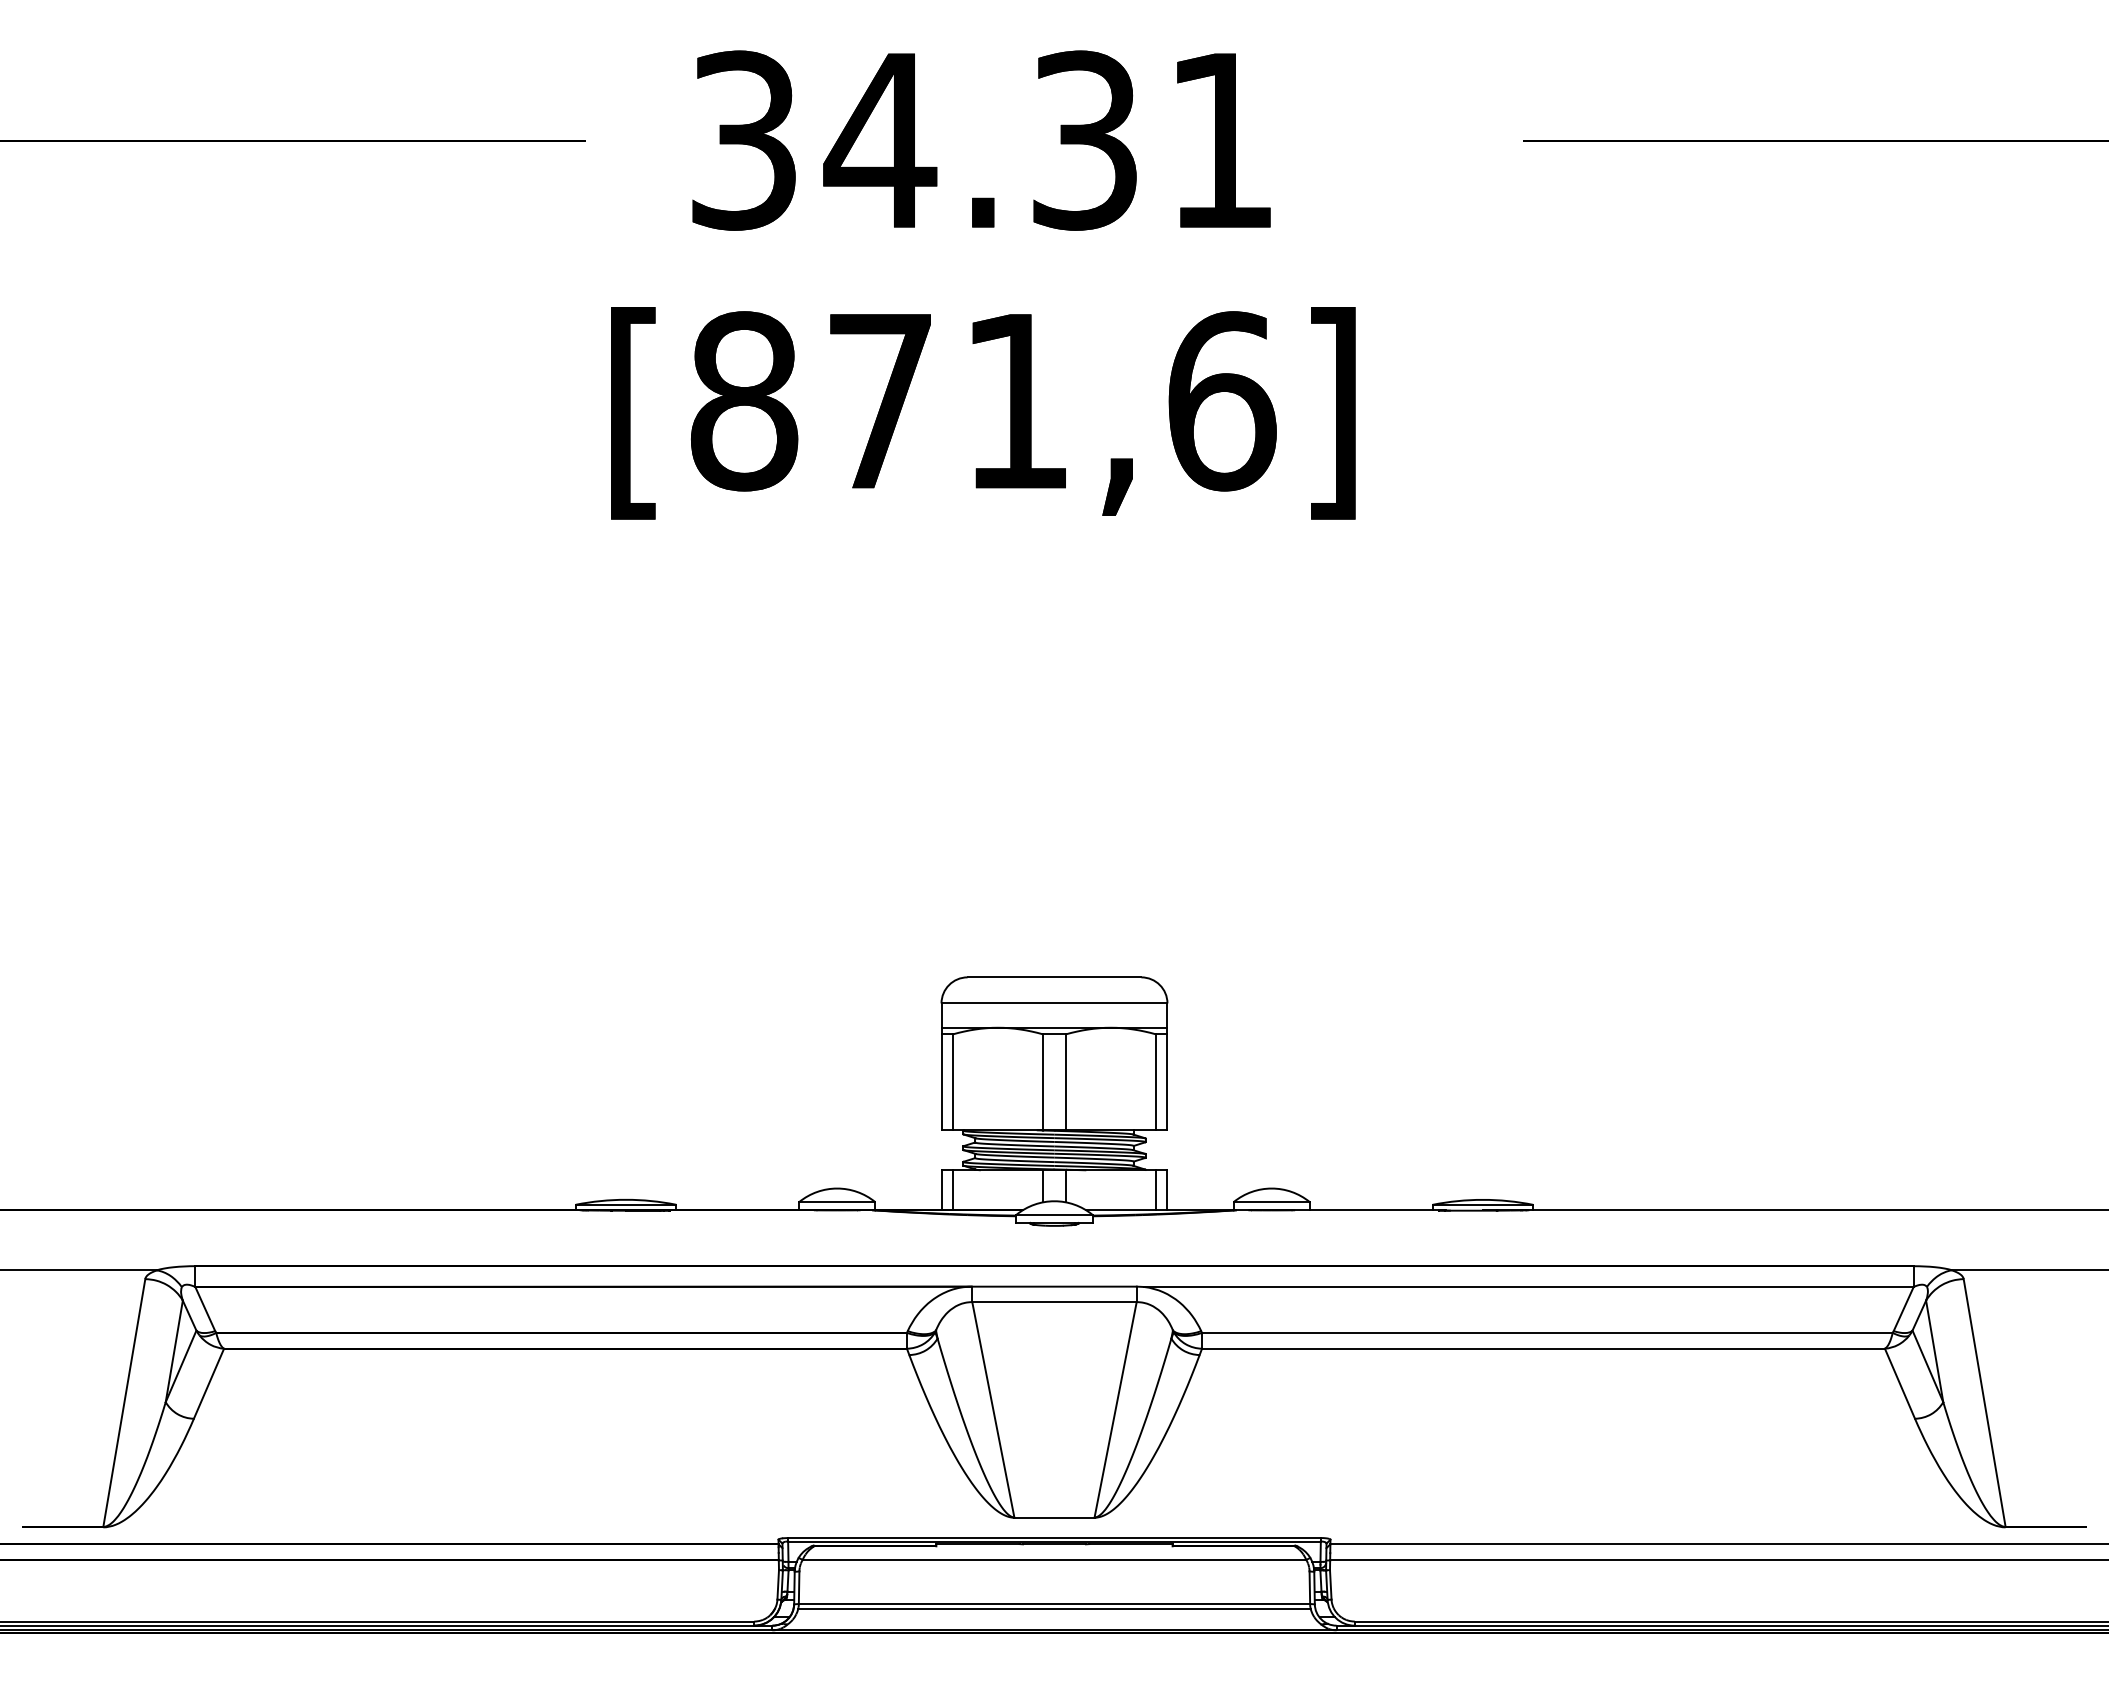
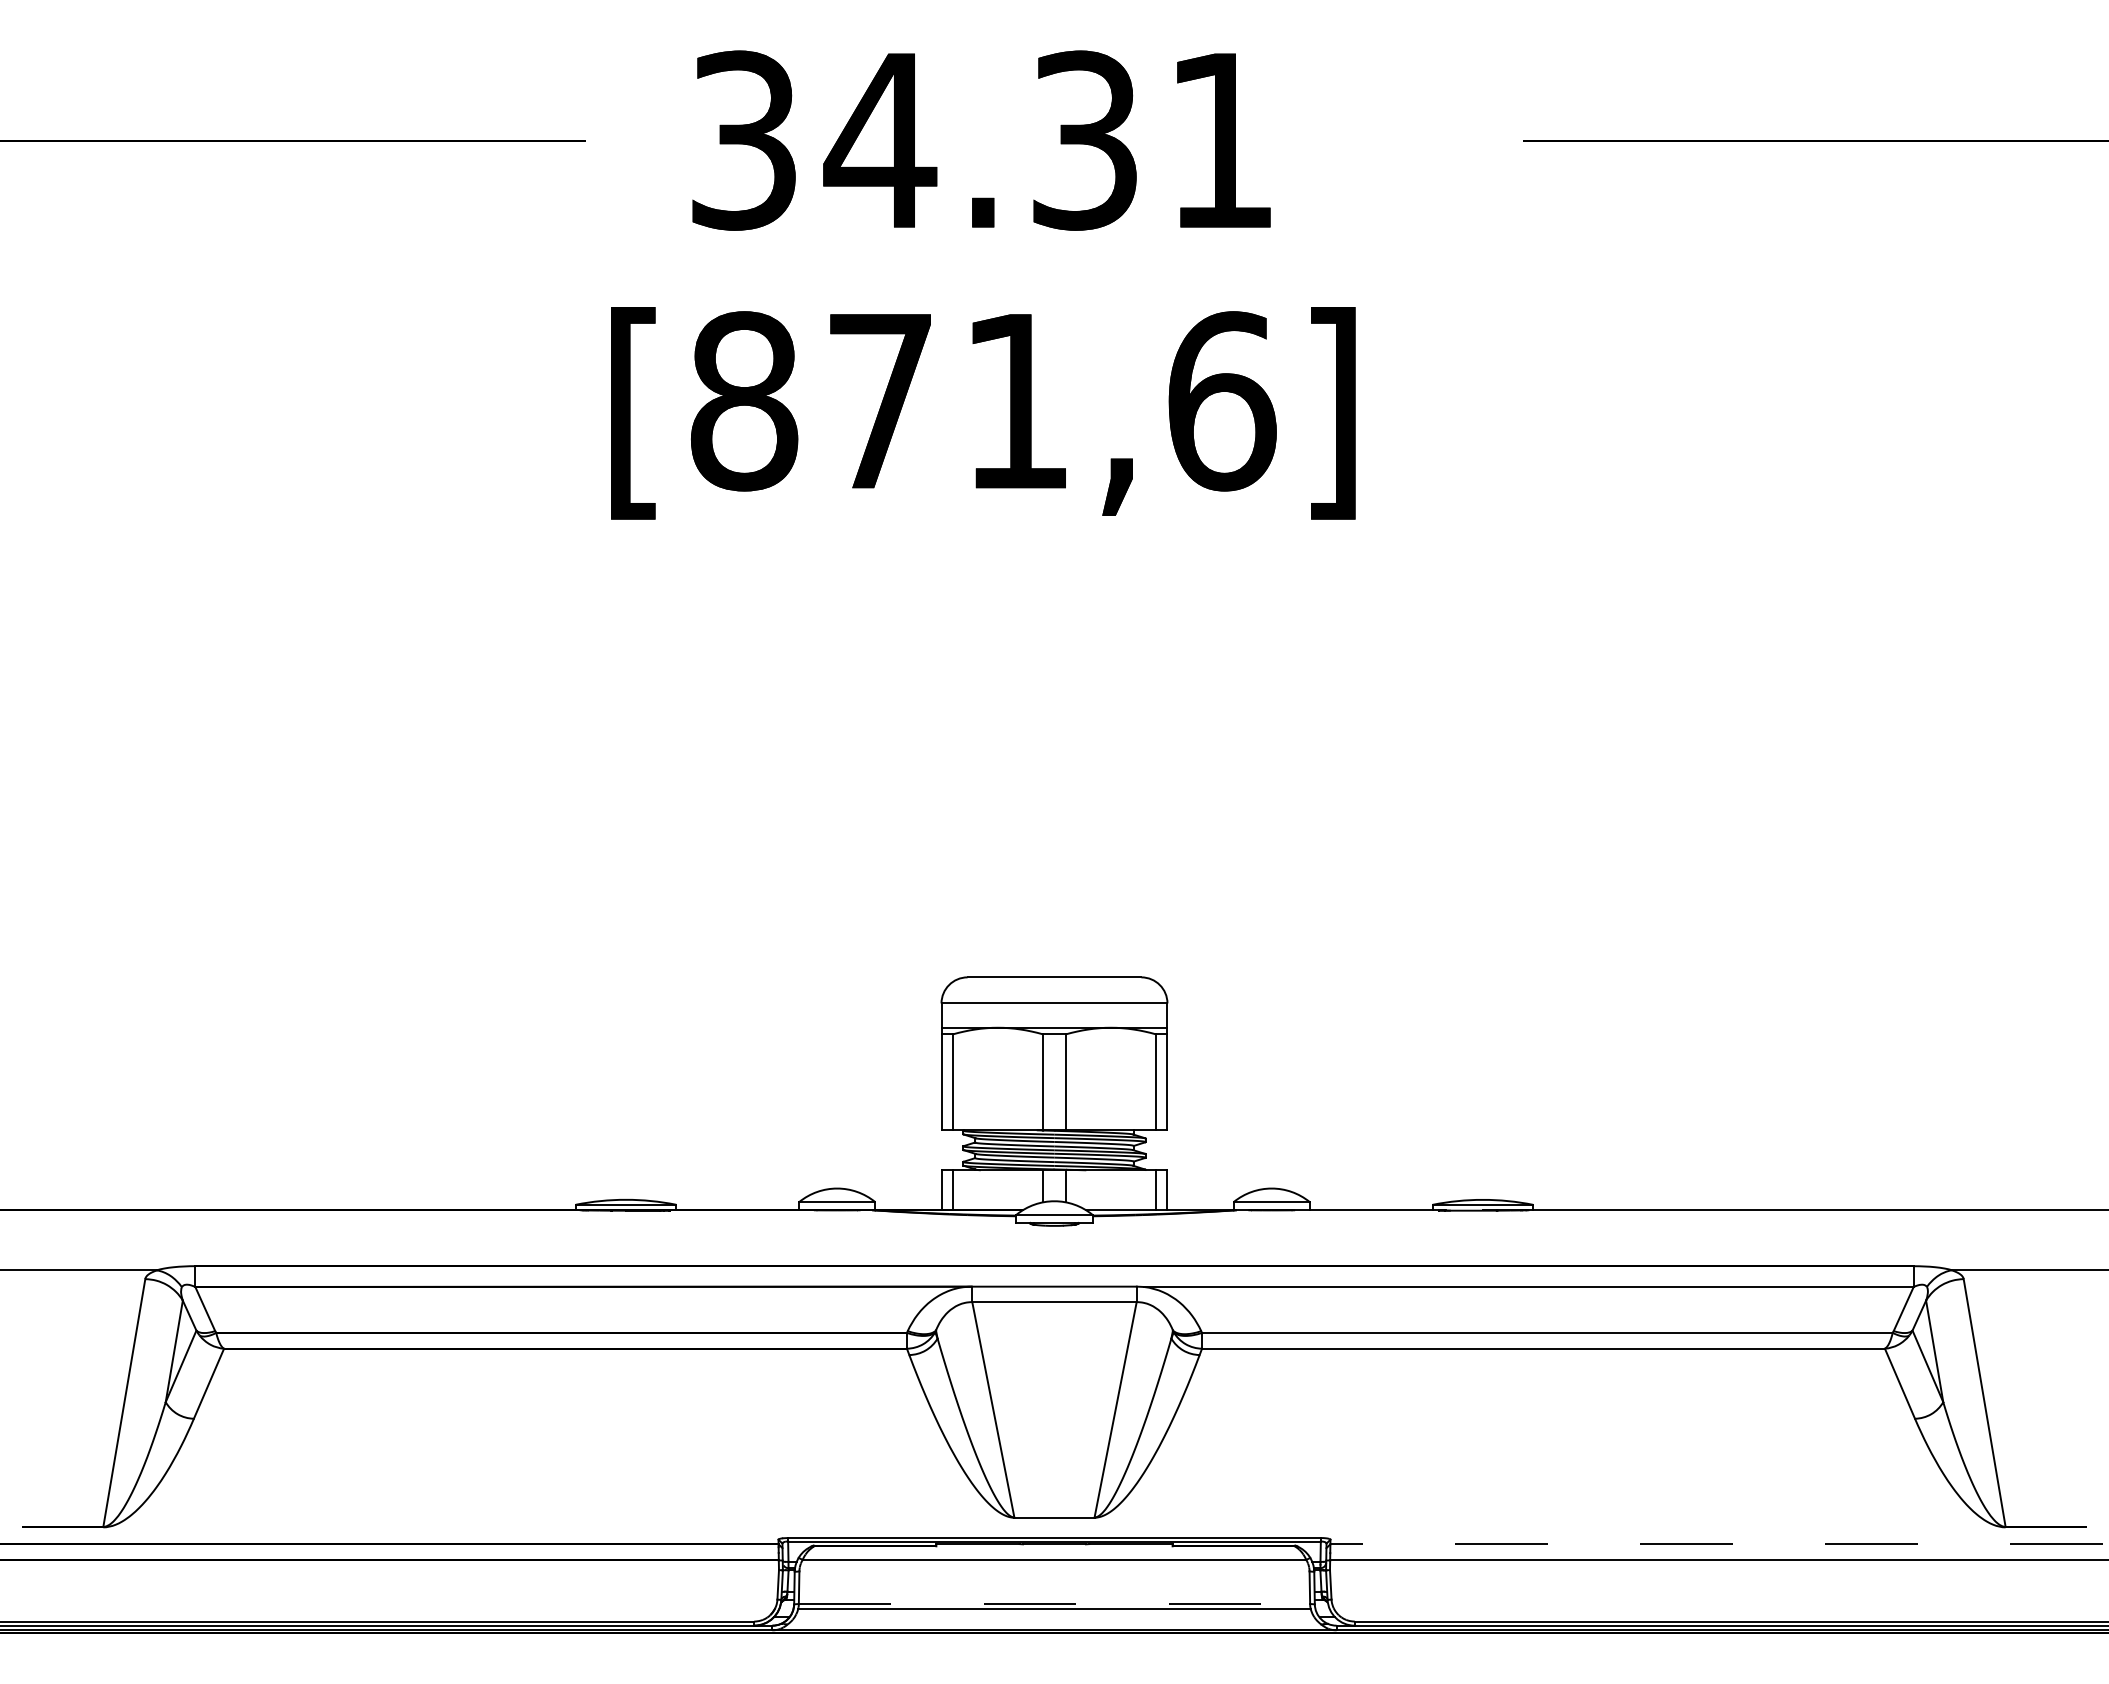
line: solid -> dashed (1719, 1544)
line: solid -> dashed (1054, 1603)
